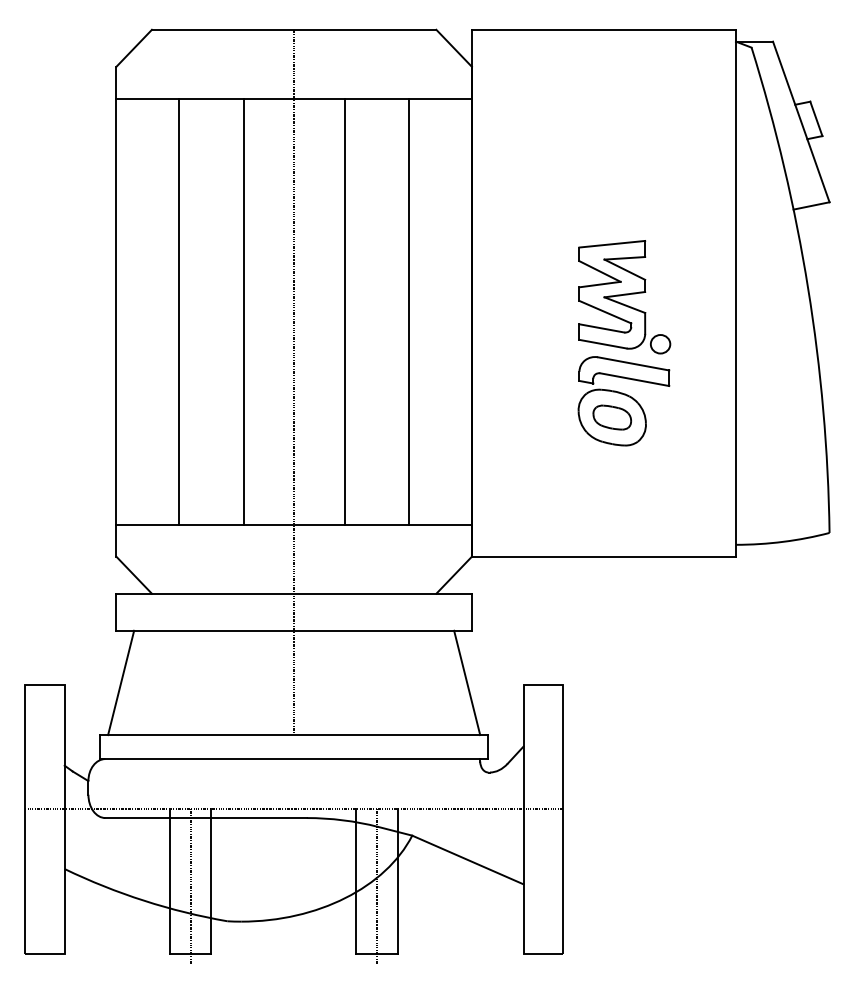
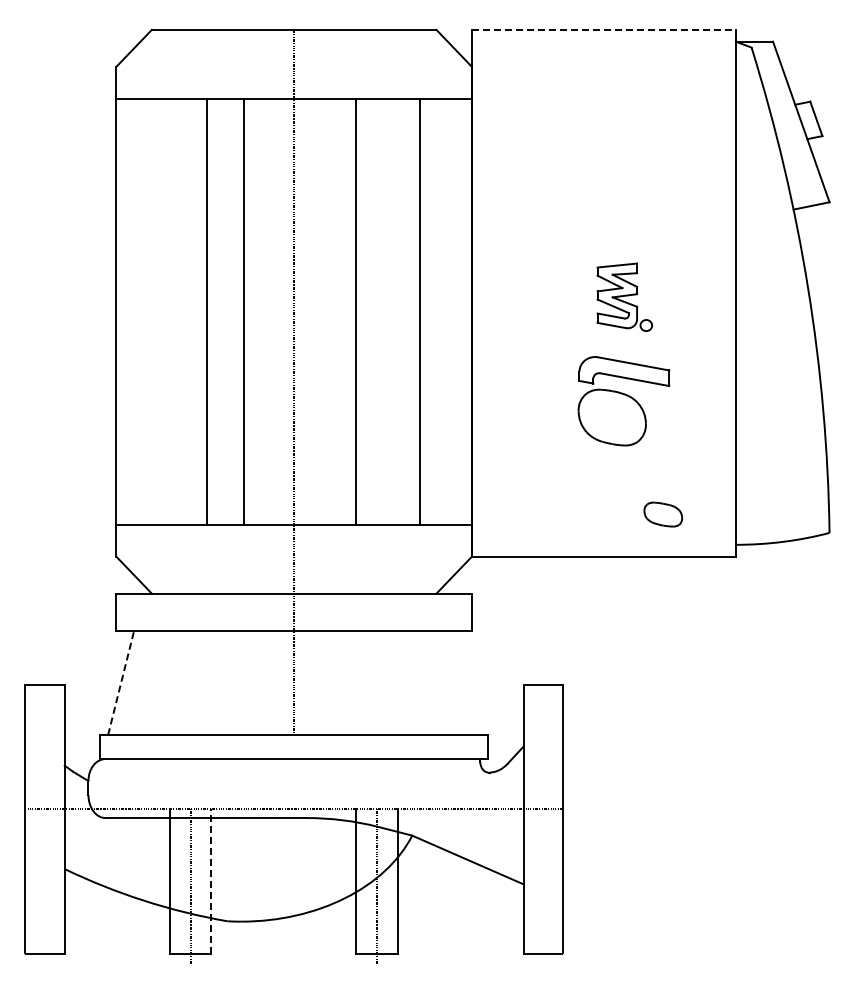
line: solid -> dashed (604, 29)
part size: 94x115 px -> 57x70 px (624, 296)
line position: (179, 311) -> (207, 311) (207, 311)
line position: (344, 311) -> (355, 311) (355, 311)
line position: (408, 311) -> (419, 311) (419, 311)
part position: (611, 417) -> (662, 514) (662, 514)
line: solid -> dashed (121, 682)
line: present -> none (467, 682)
line: solid -> dashed (211, 880)
